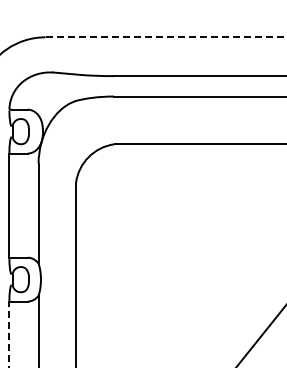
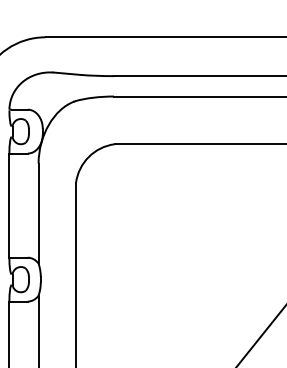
line: dashed -> solid (166, 37)
line: dashed -> solid (9, 334)
